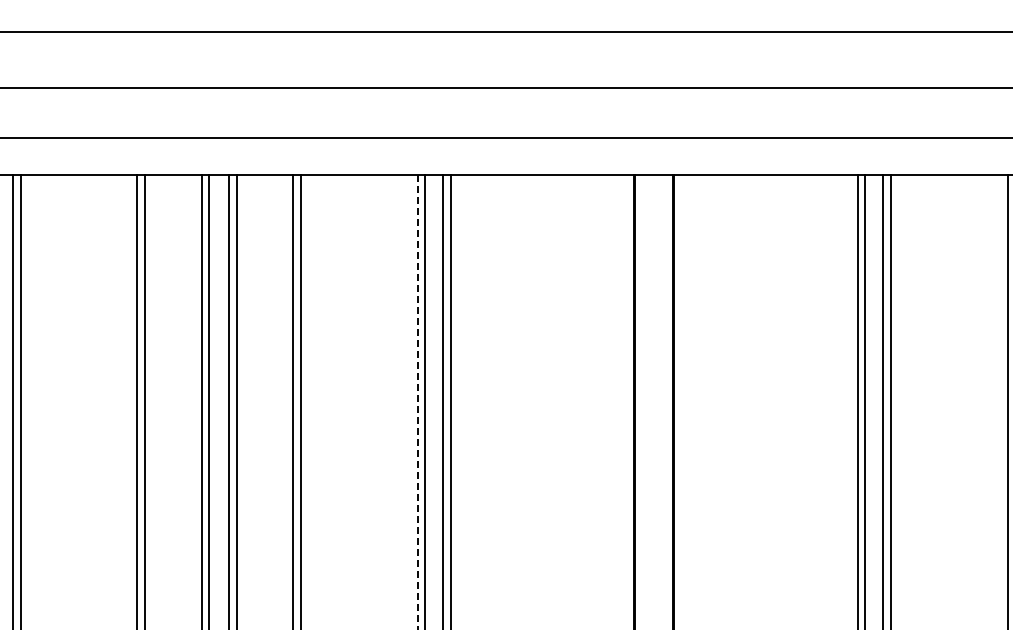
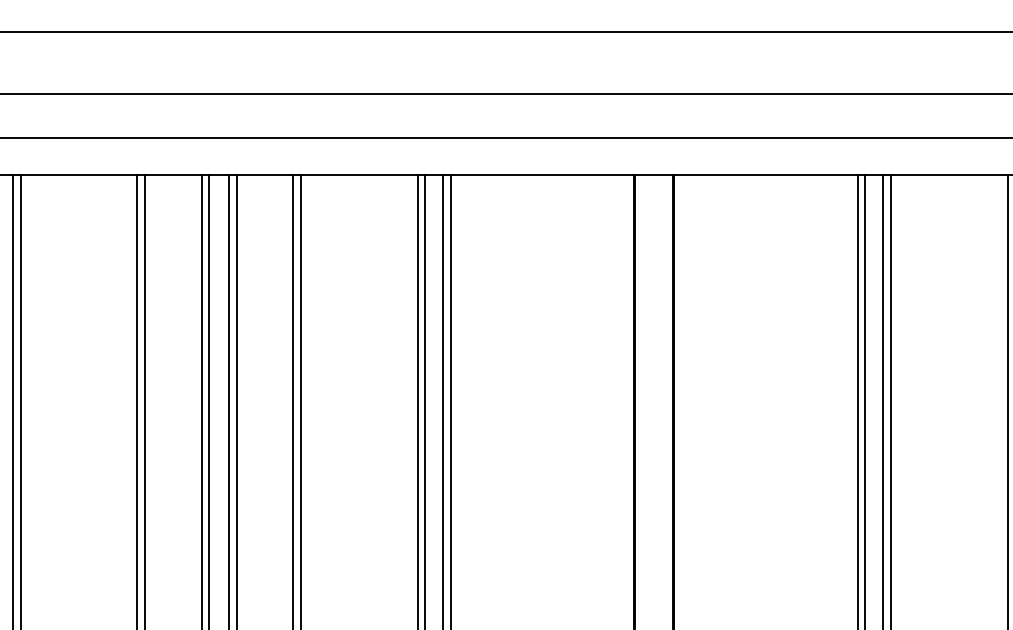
line position: (505, 88) -> (505, 94) (505, 94)
line: dashed -> solid (417, 402)
